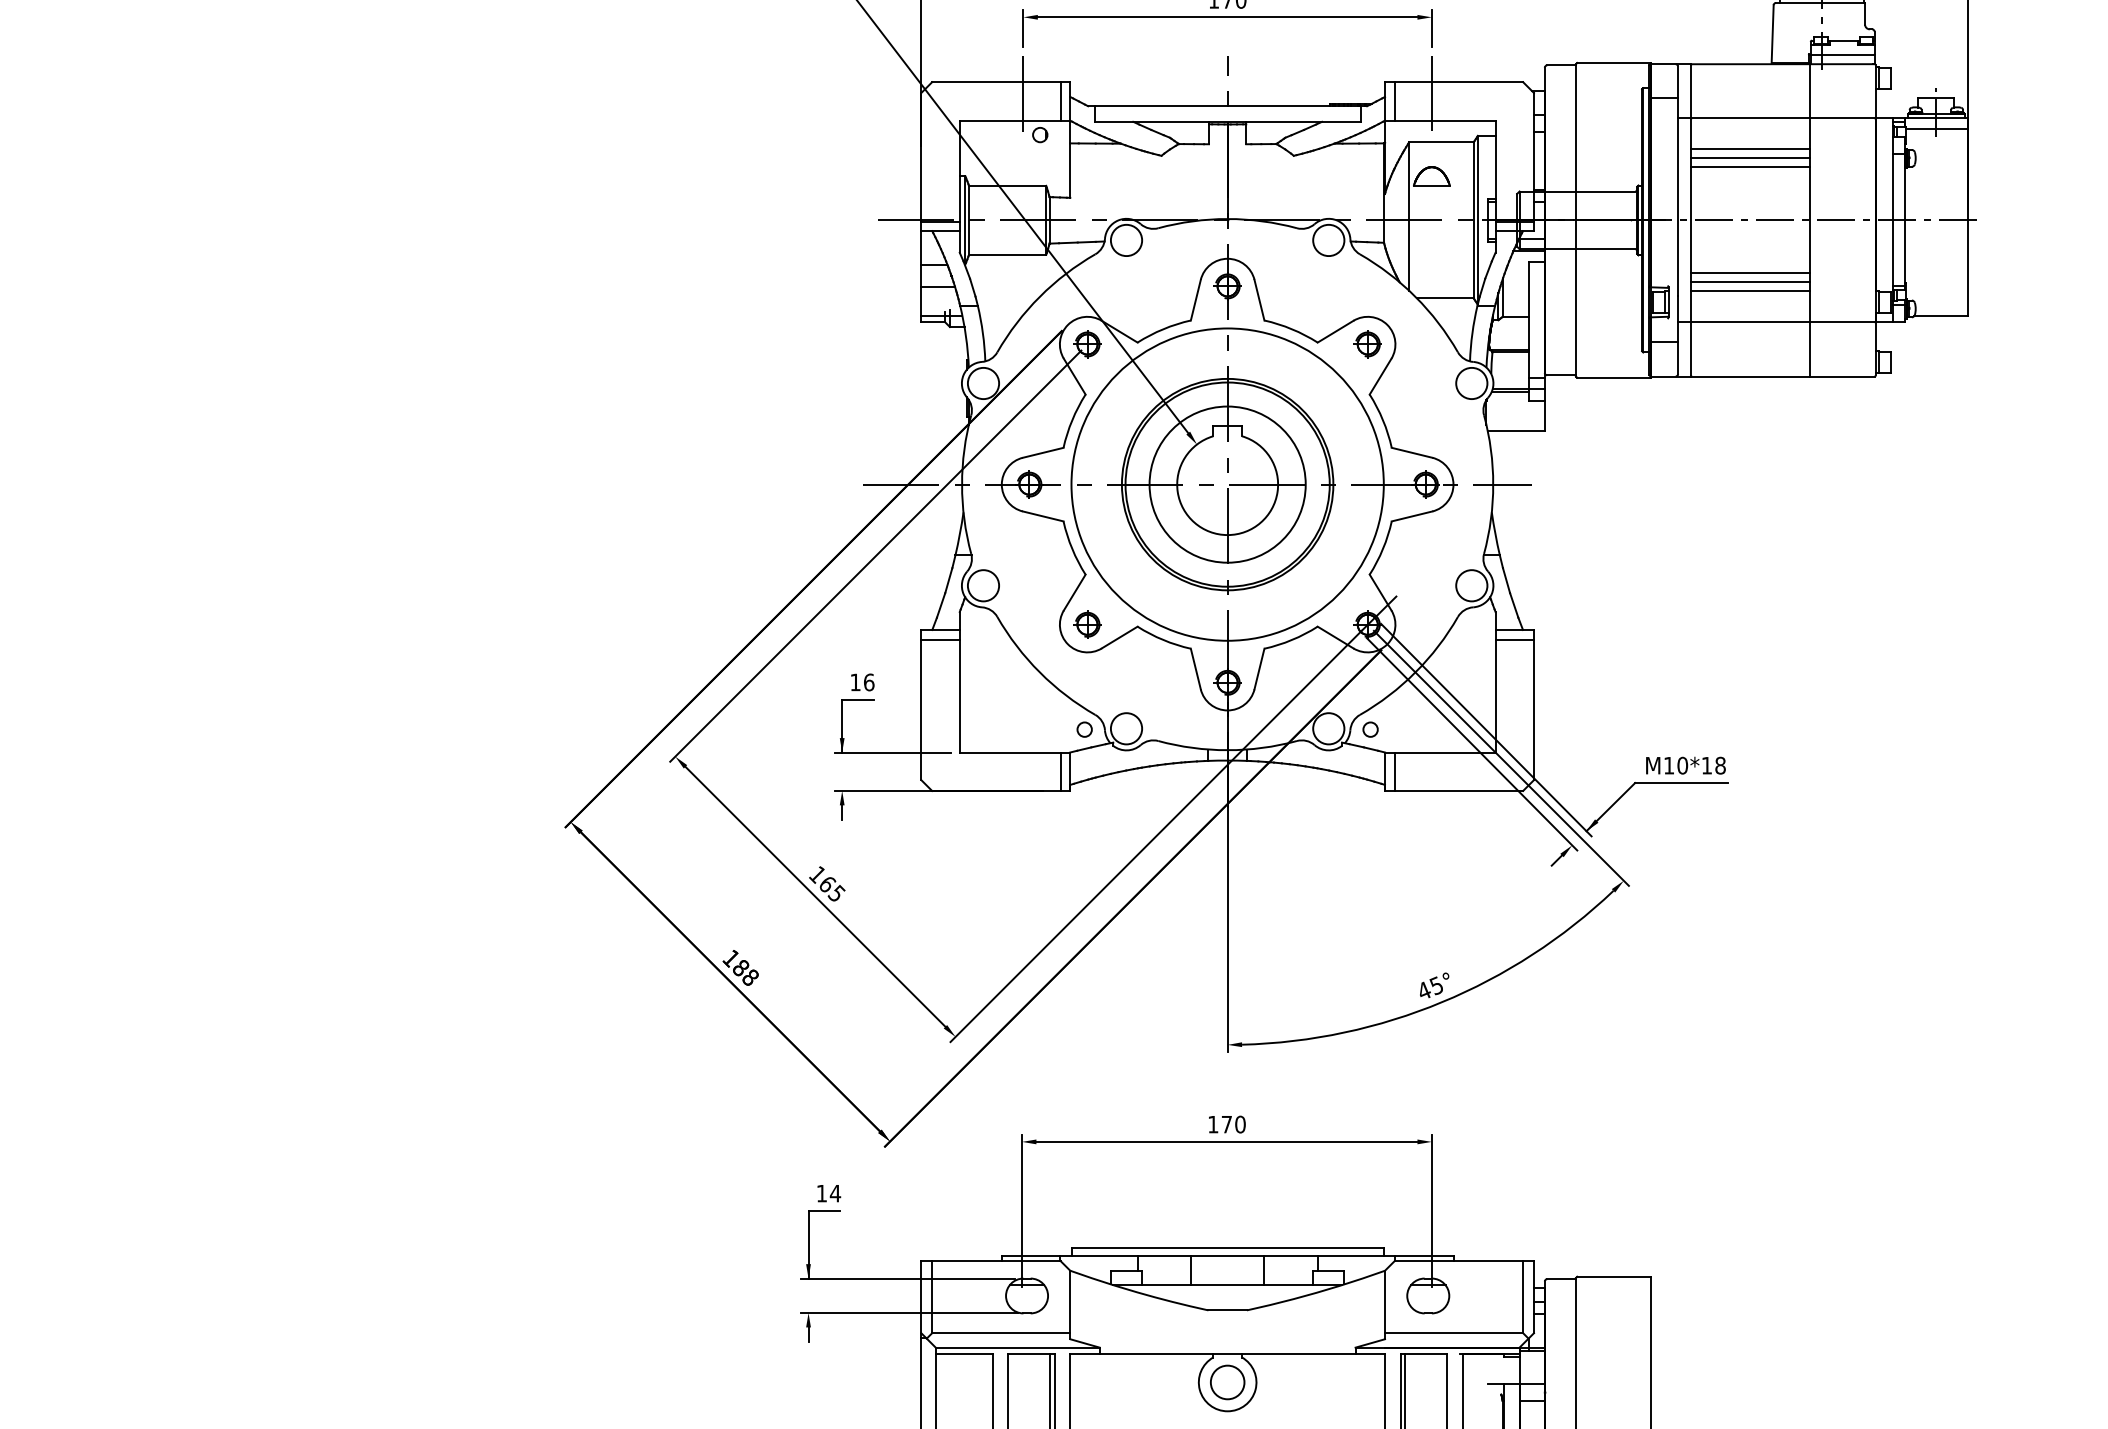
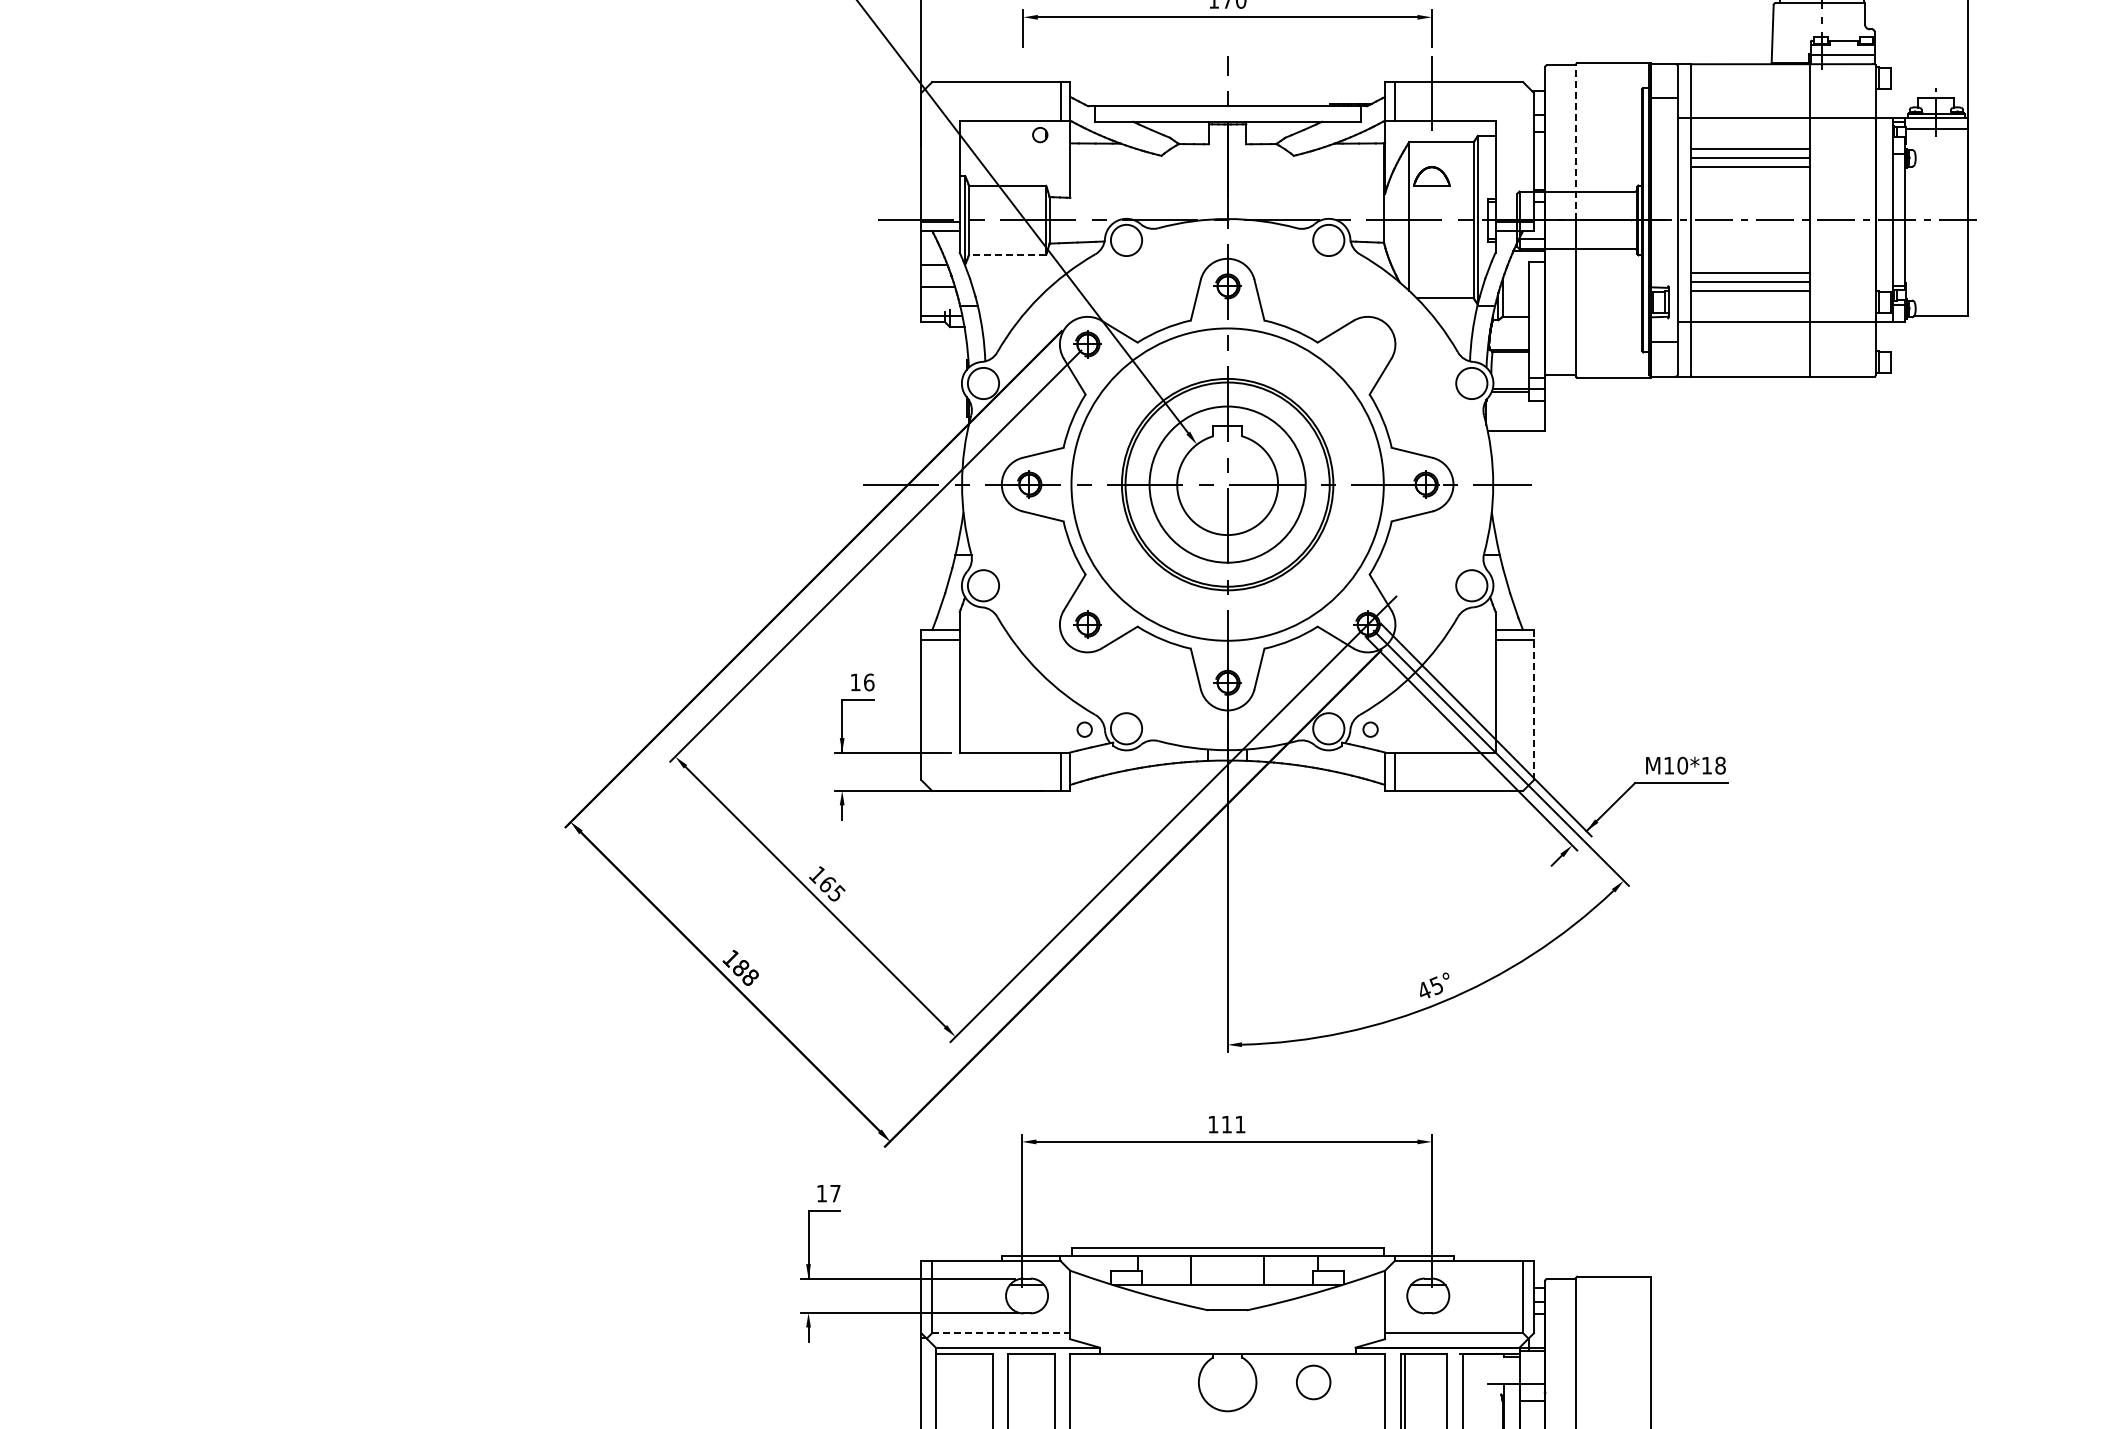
line: present -> none (1023, 96)
line: solid -> dashed (1576, 141)
line: solid -> dashed (1007, 254)
part: present -> none (1367, 344)
line: solid -> dashed (1533, 705)
text: 170 -> 111 (1233, 1124)
text: 14 -> 17 (835, 1193)
line: solid -> dashed (1001, 1333)
circle position: (1227, 1382) -> (1313, 1382) (1313, 1382)
line: present -> none (1050, 1389)
